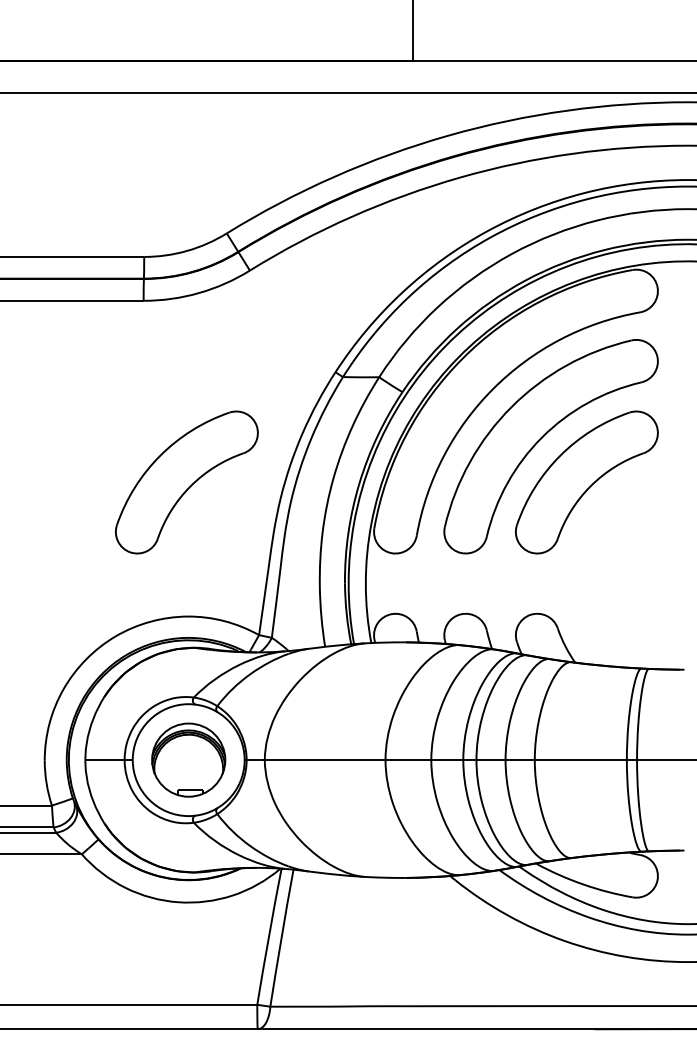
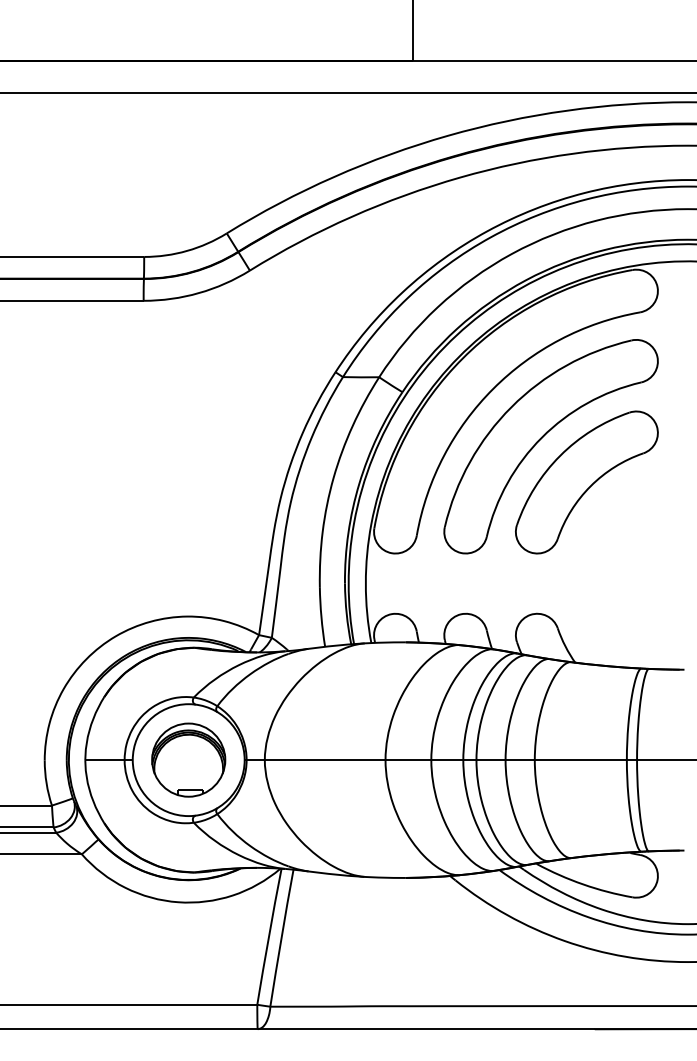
part: present -> none (186, 482)
